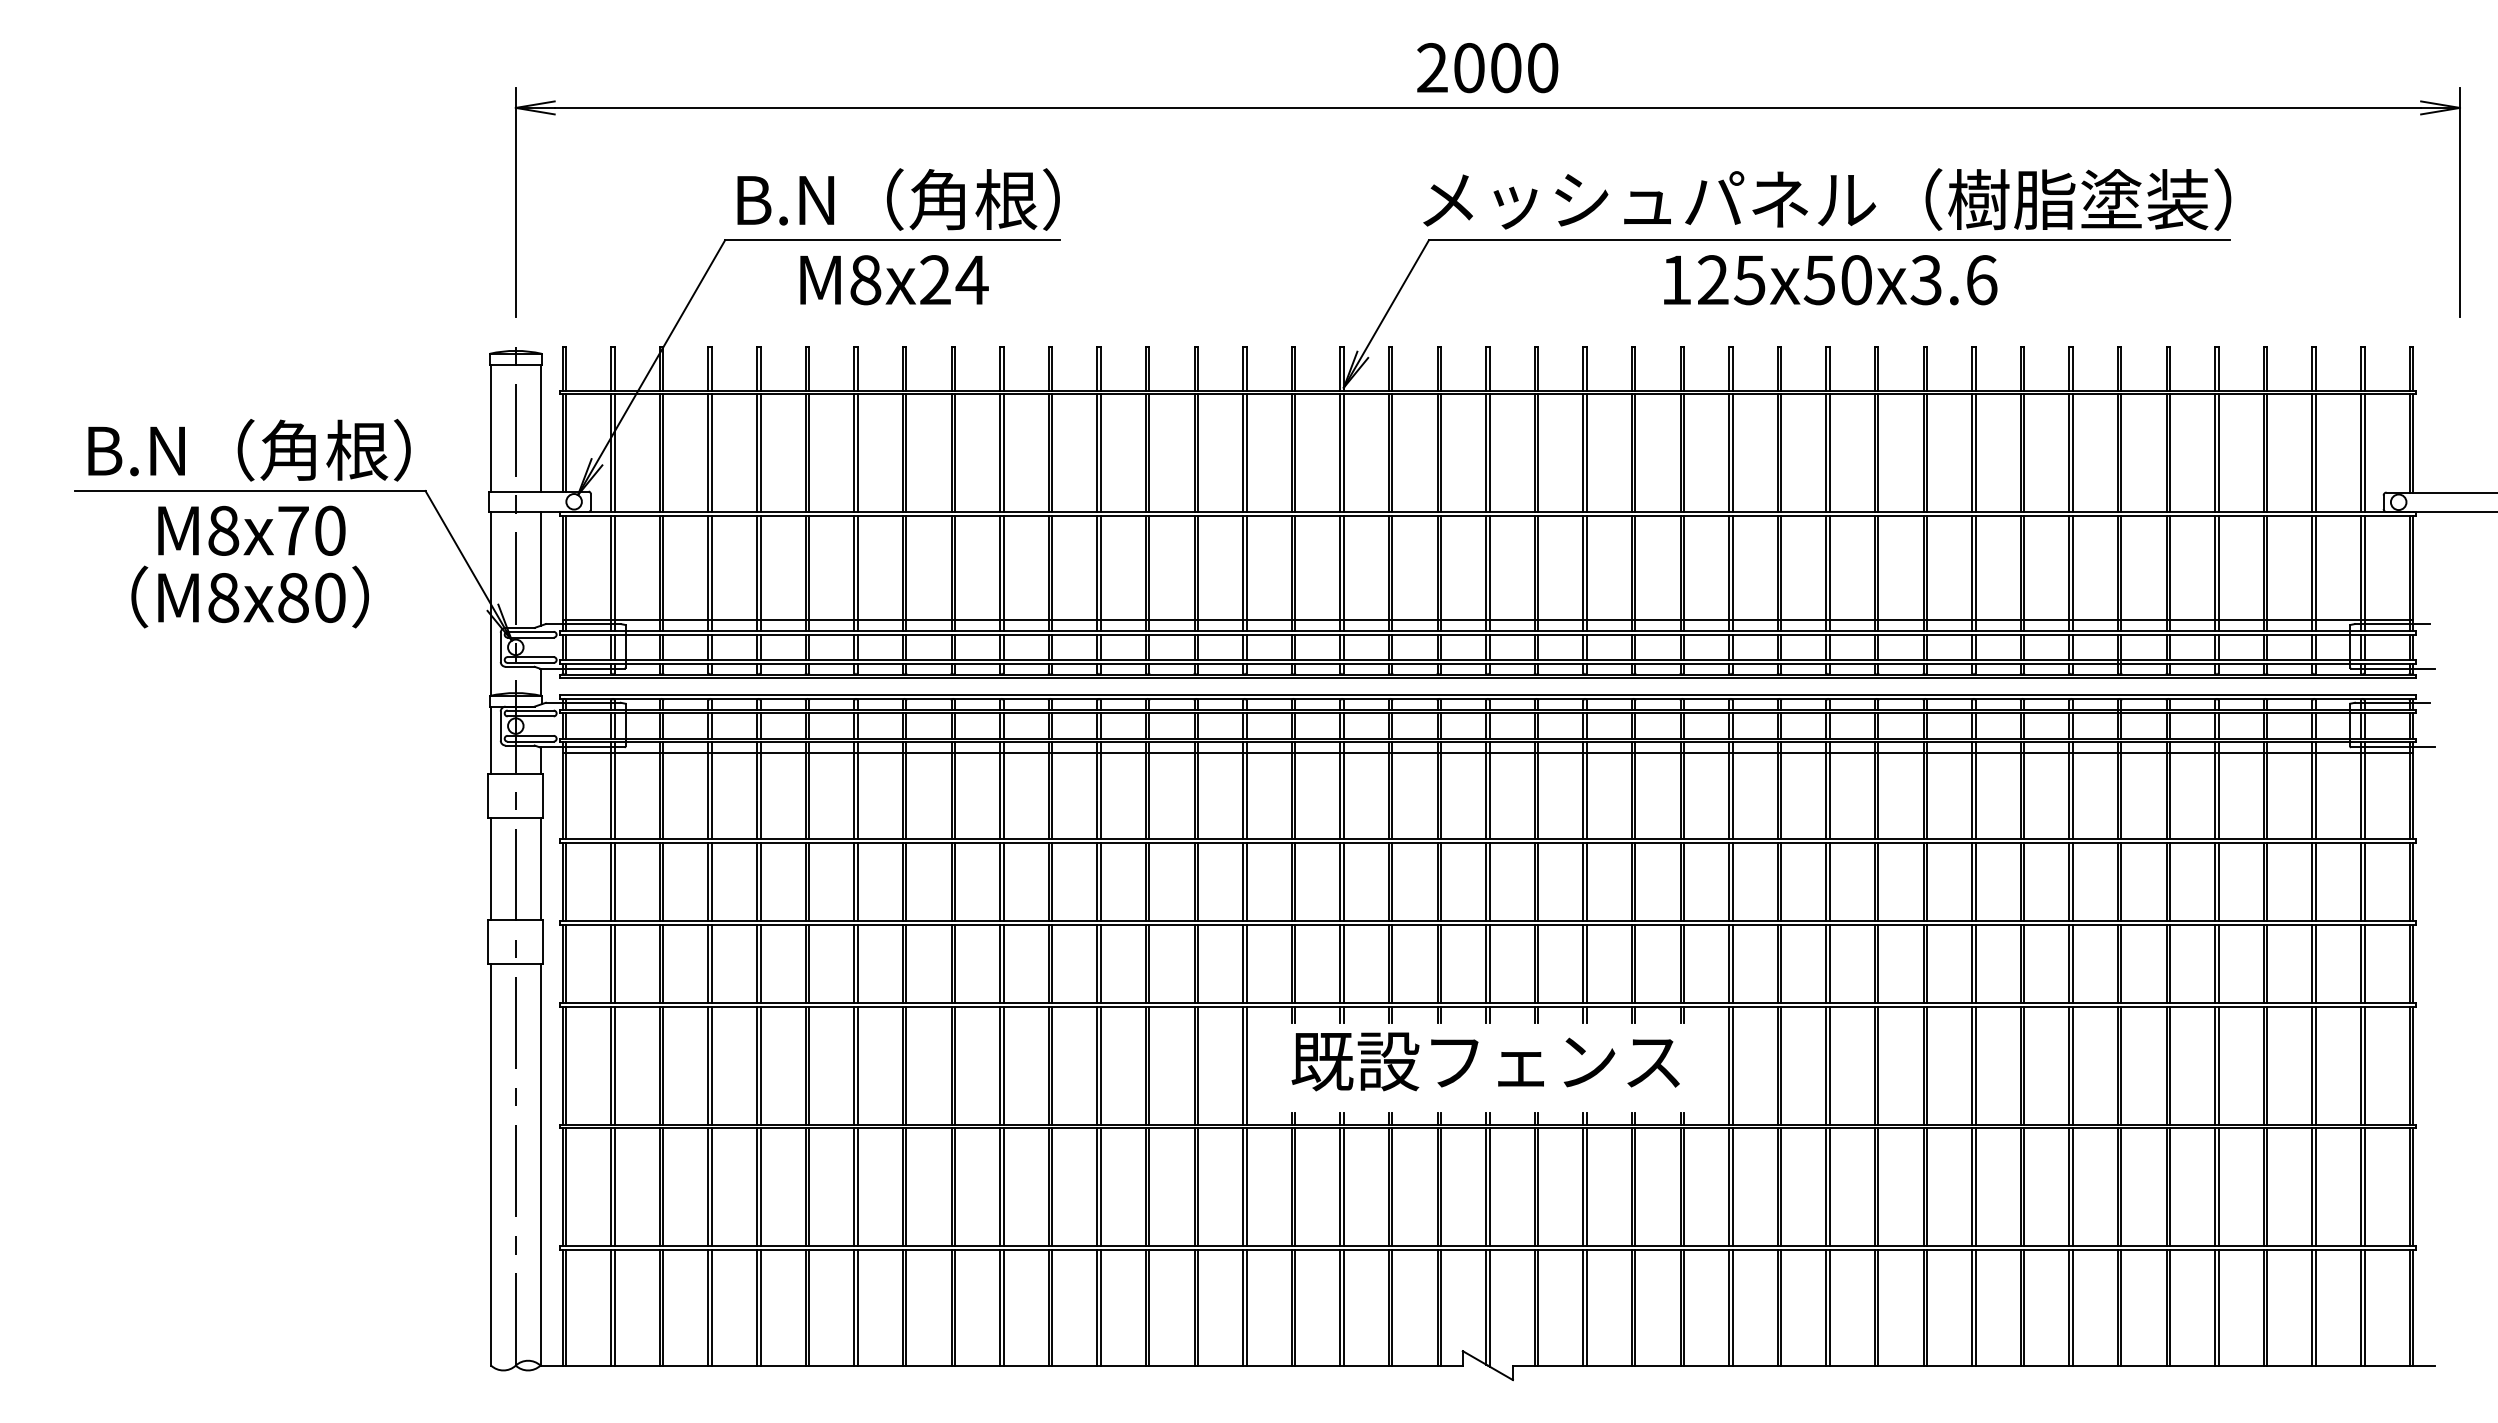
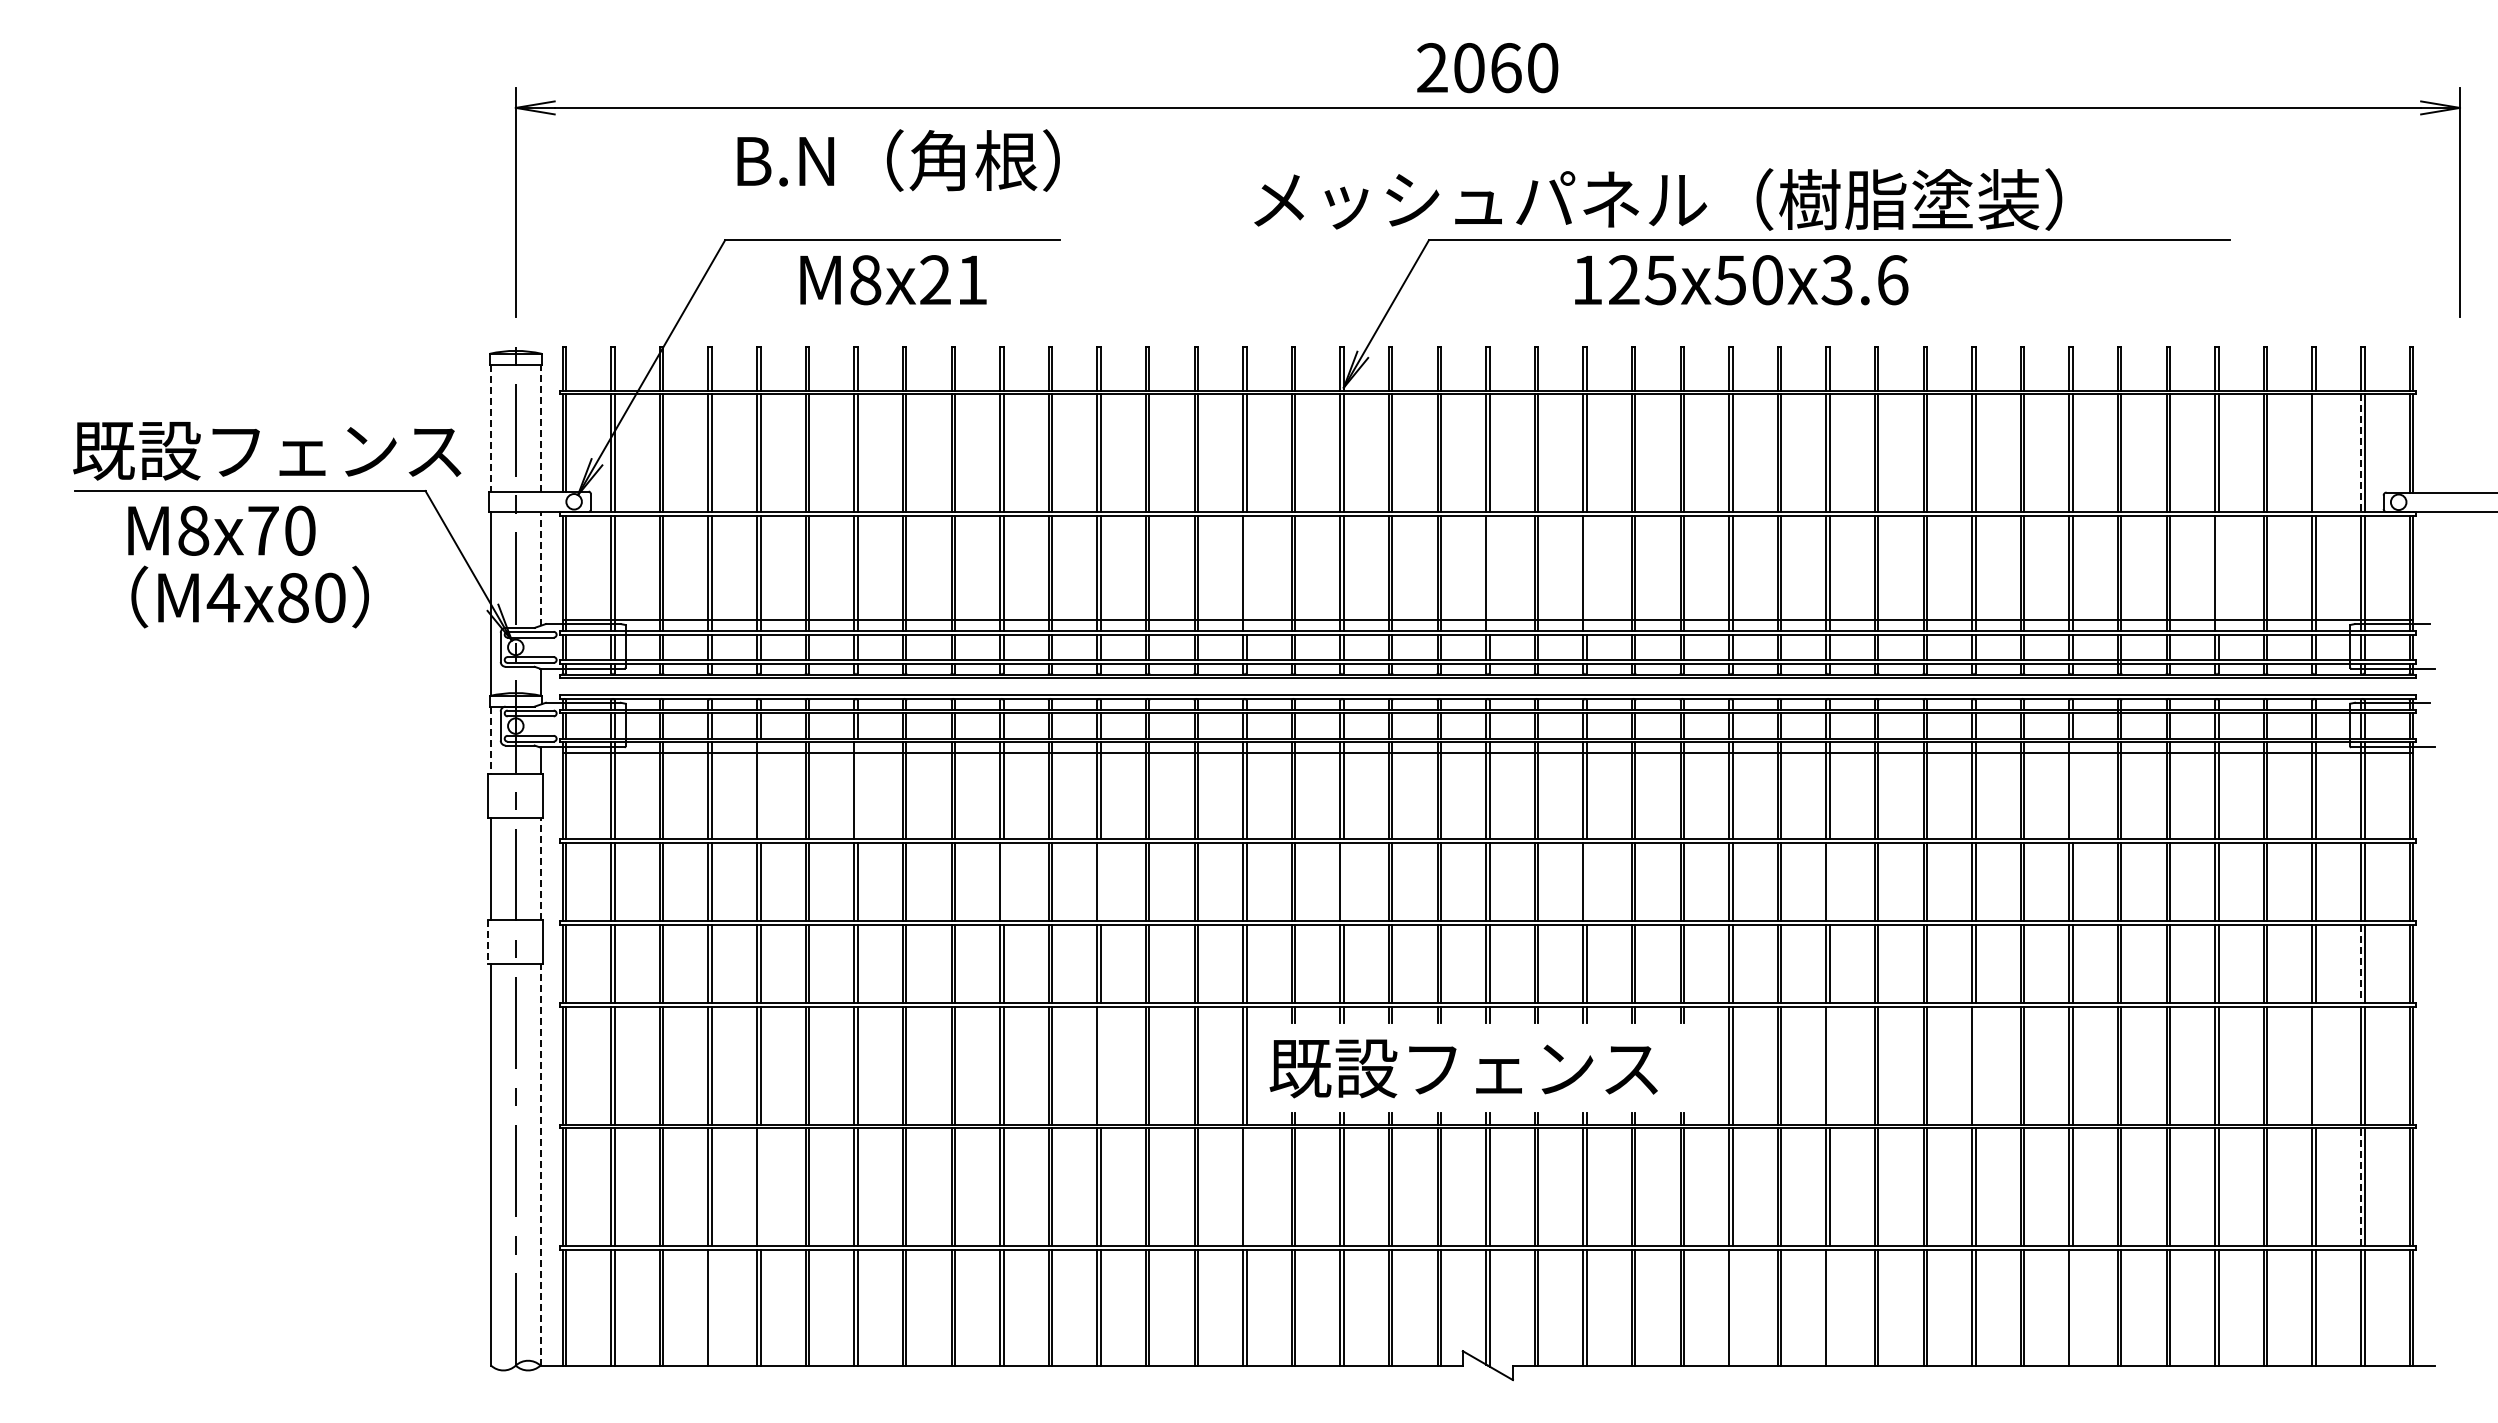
text: 2000 -> 2060 (1506, 68)
text position: (898, 199) -> (898, 160) (898, 160)
text position: (1827, 199) -> (1658, 199) (1658, 199)
text: M8x24 -> M8x21 (971, 279)
text position: (1830, 280) -> (1741, 280) (1741, 280)
line: solid -> dashed (491, 428)
line: solid -> dashed (540, 428)
text: B.N（角根） -> 既設フェンス (267, 449)
line: present -> none (2315, 453)
line: solid -> dashed (2360, 453)
text position: (251, 530) -> (221, 530) (221, 530)
line: solid -> dashed (540, 568)
line: present -> none (1246, 573)
line: present -> none (1489, 573)
line: present -> none (1586, 573)
line: present -> none (2218, 573)
text: M8x80 -> M4x80 (223, 598)
line: solid -> dashed (491, 740)
line: present -> none (760, 790)
line: present -> none (857, 790)
line: present -> none (2072, 790)
line: solid -> dashed (540, 868)
line: present -> none (1003, 881)
line: present -> none (1100, 881)
line: present -> none (1343, 881)
line: present -> none (1586, 881)
line: present -> none (1829, 881)
line: solid -> dashed (488, 941)
line: solid -> dashed (2360, 964)
text position: (1485, 1061) -> (1463, 1068) (1463, 1068)
line: present -> none (1100, 1065)
line: present -> none (1829, 1065)
line: present -> none (1975, 1065)
line: present -> none (2315, 1065)
line: solid -> dashed (540, 1164)
line: solid -> dashed (2360, 1186)
line: present -> none (760, 1187)
line: present -> none (1246, 1187)
line: present -> none (711, 1307)
line: present -> none (1732, 1307)
line: present -> none (1829, 1307)
line: present -> none (2072, 1307)
